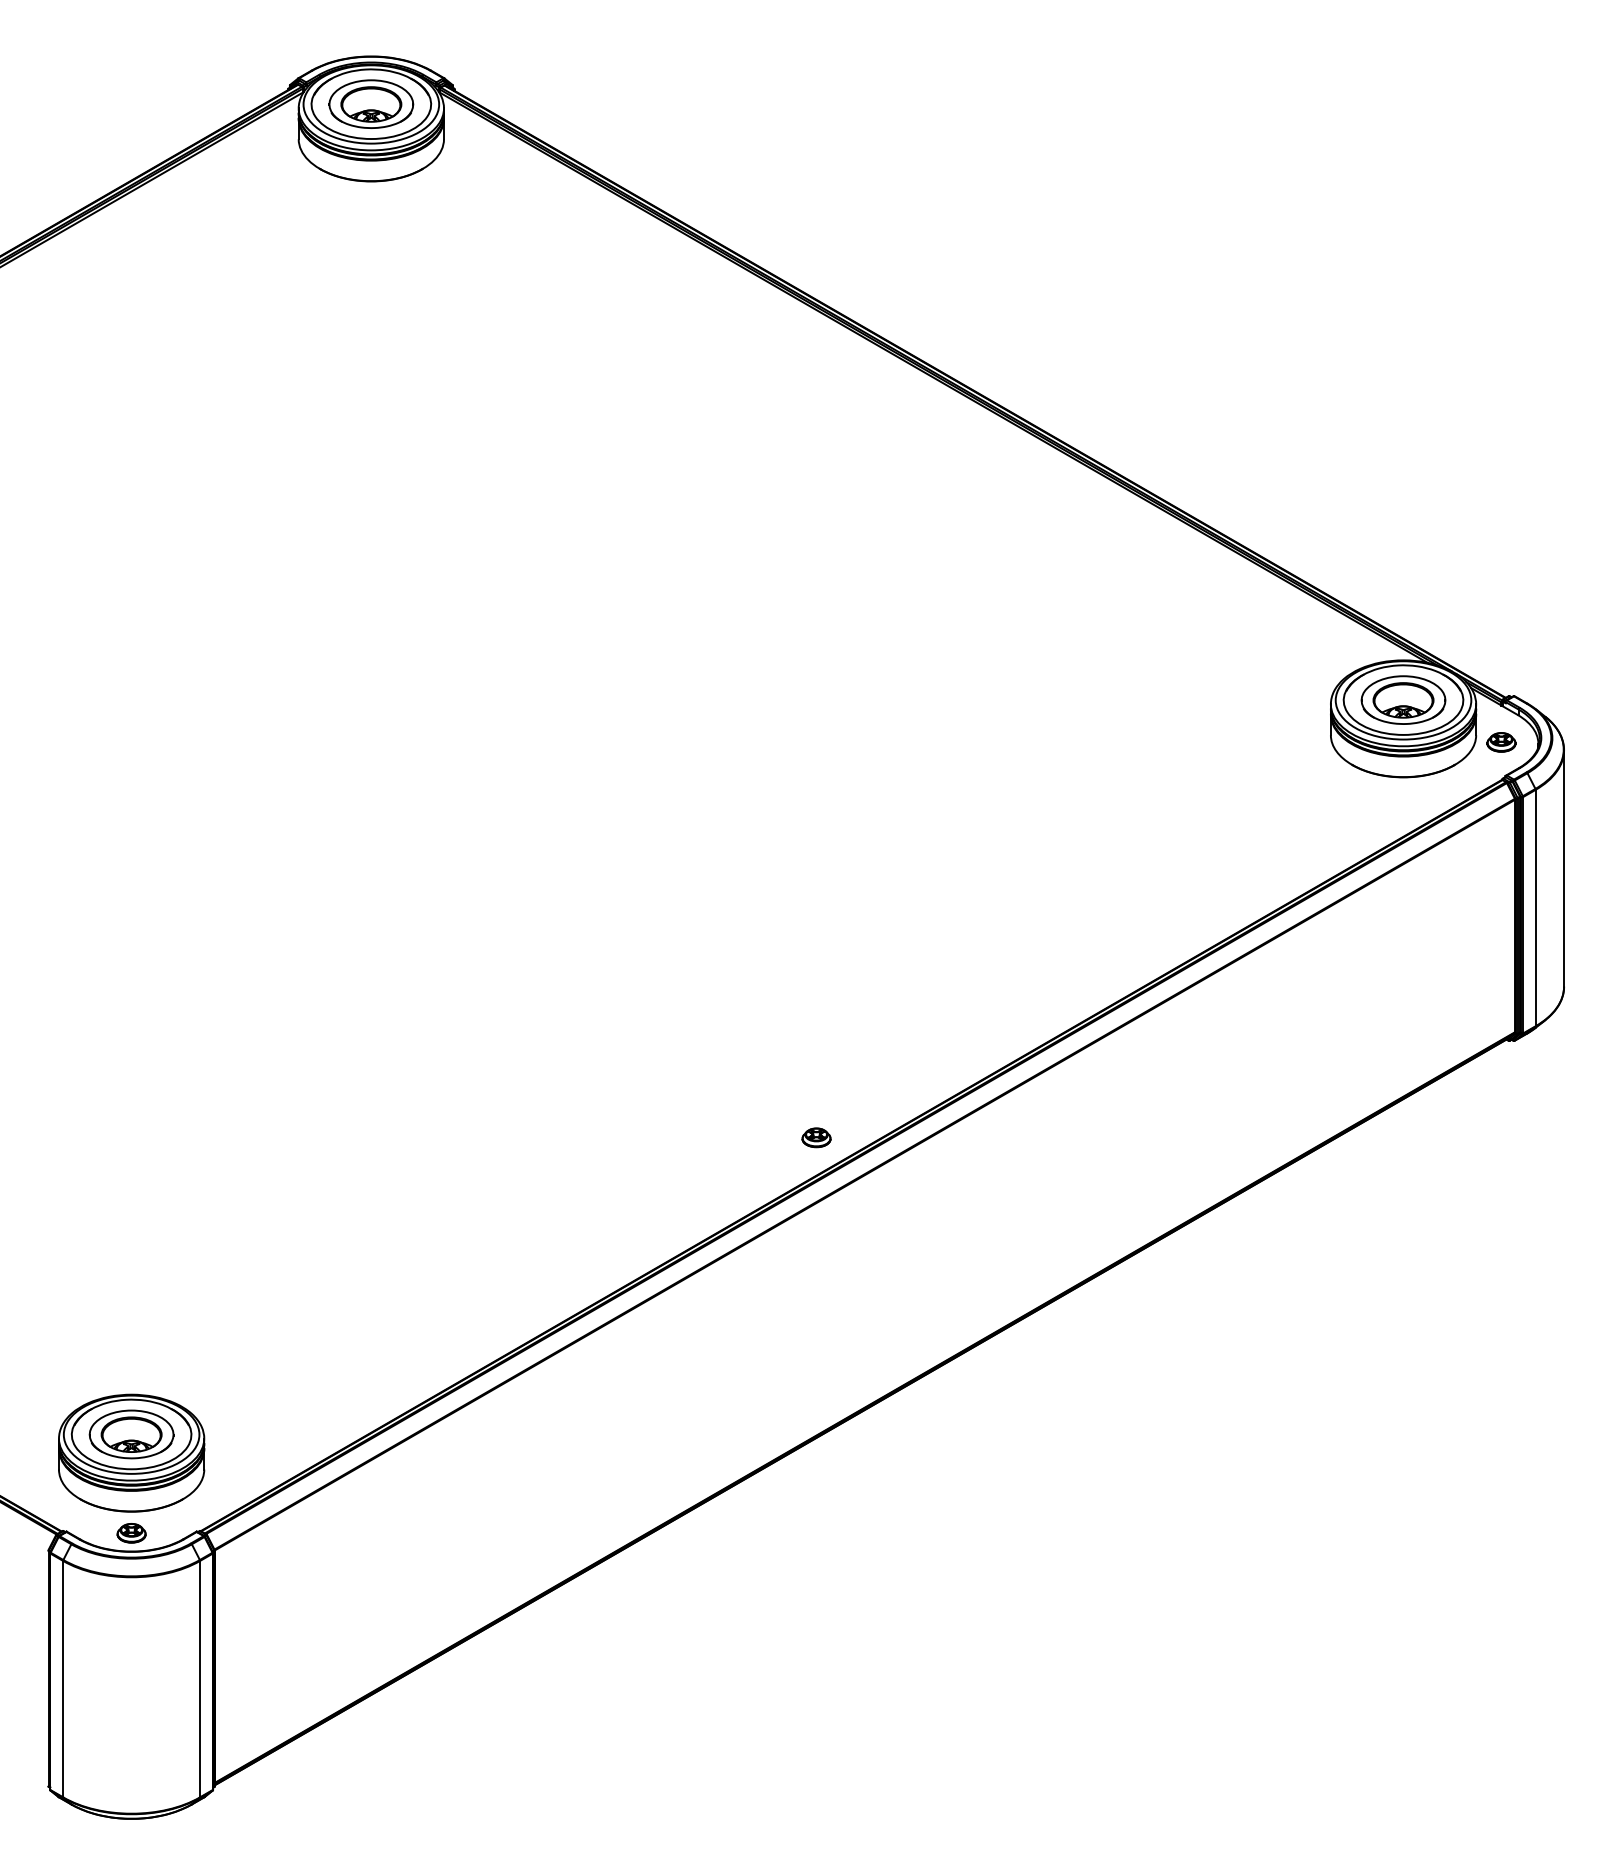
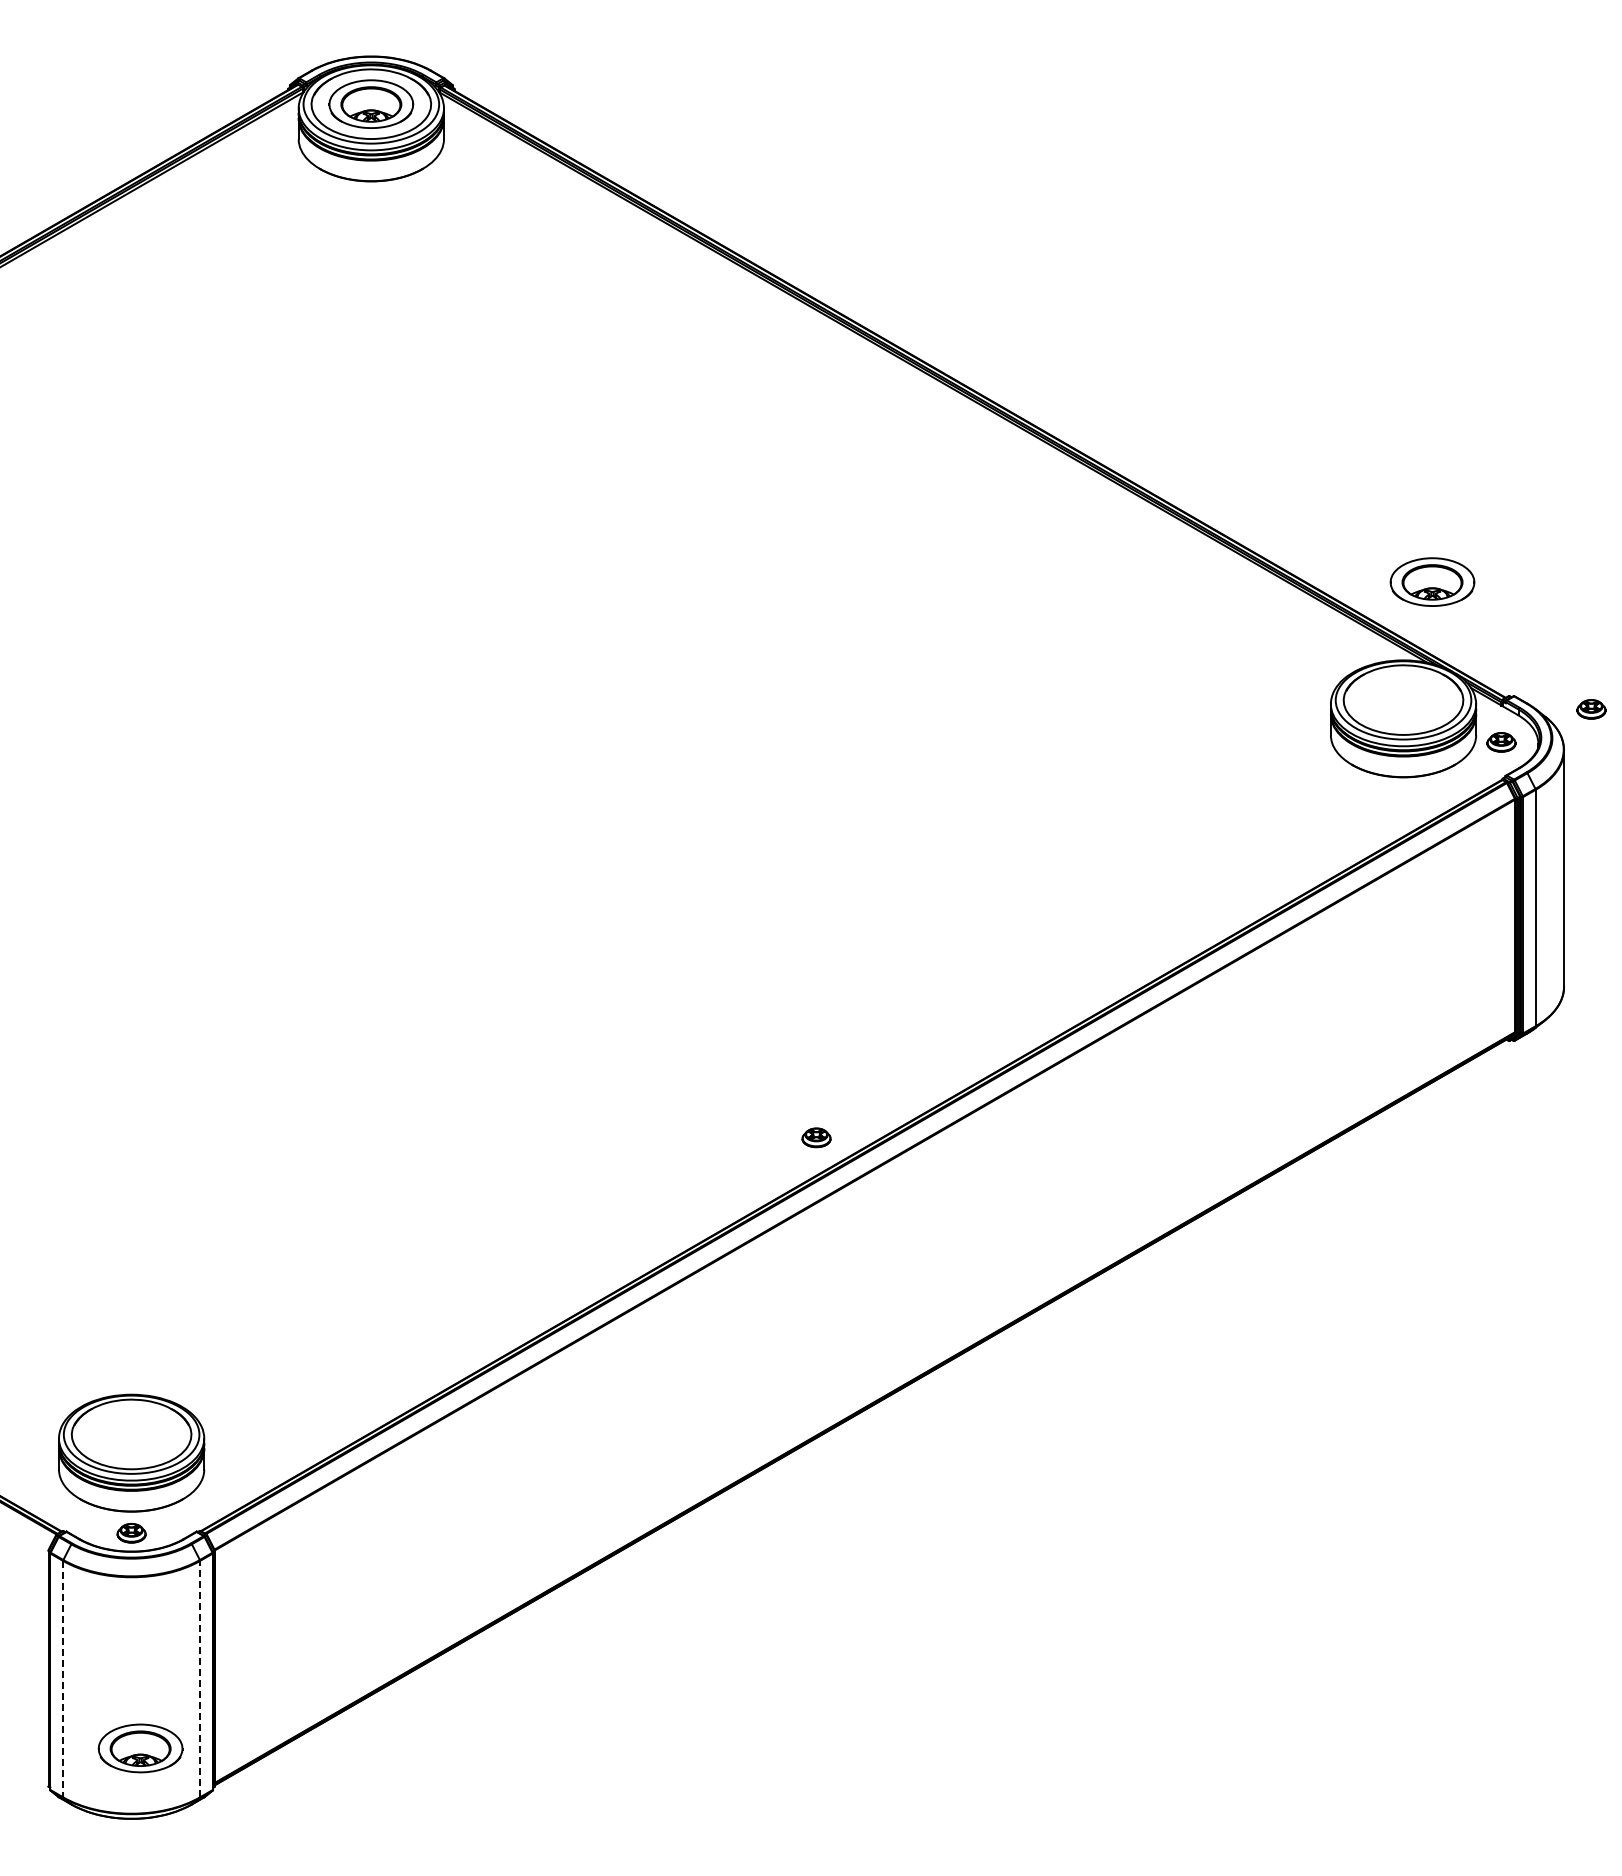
part position: (1403, 699) -> (1432, 581) (1432, 581)
part: none -> present (1591, 709)
part position: (131, 1434) -> (140, 1748) (140, 1748)
line: solid -> dashed (200, 1678)
line: solid -> dashed (63, 1679)
